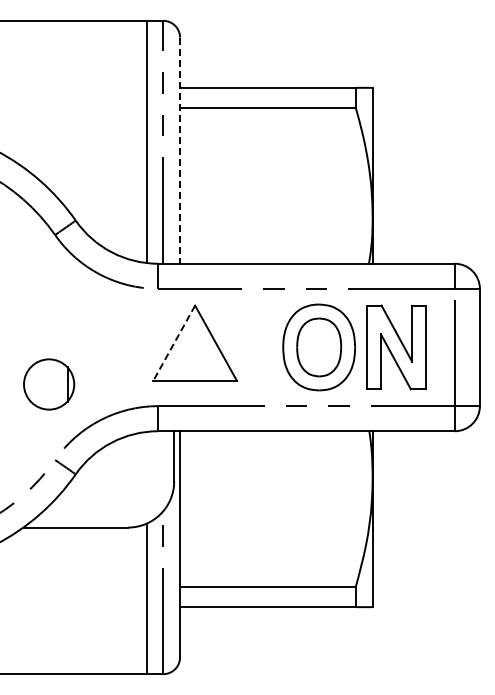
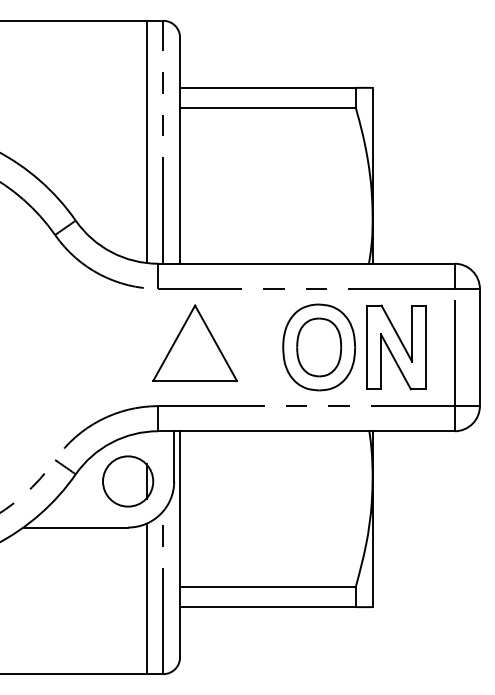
line: dashed -> solid (180, 151)
line: dashed -> solid (173, 343)
part position: (49, 384) -> (128, 481) (128, 481)
